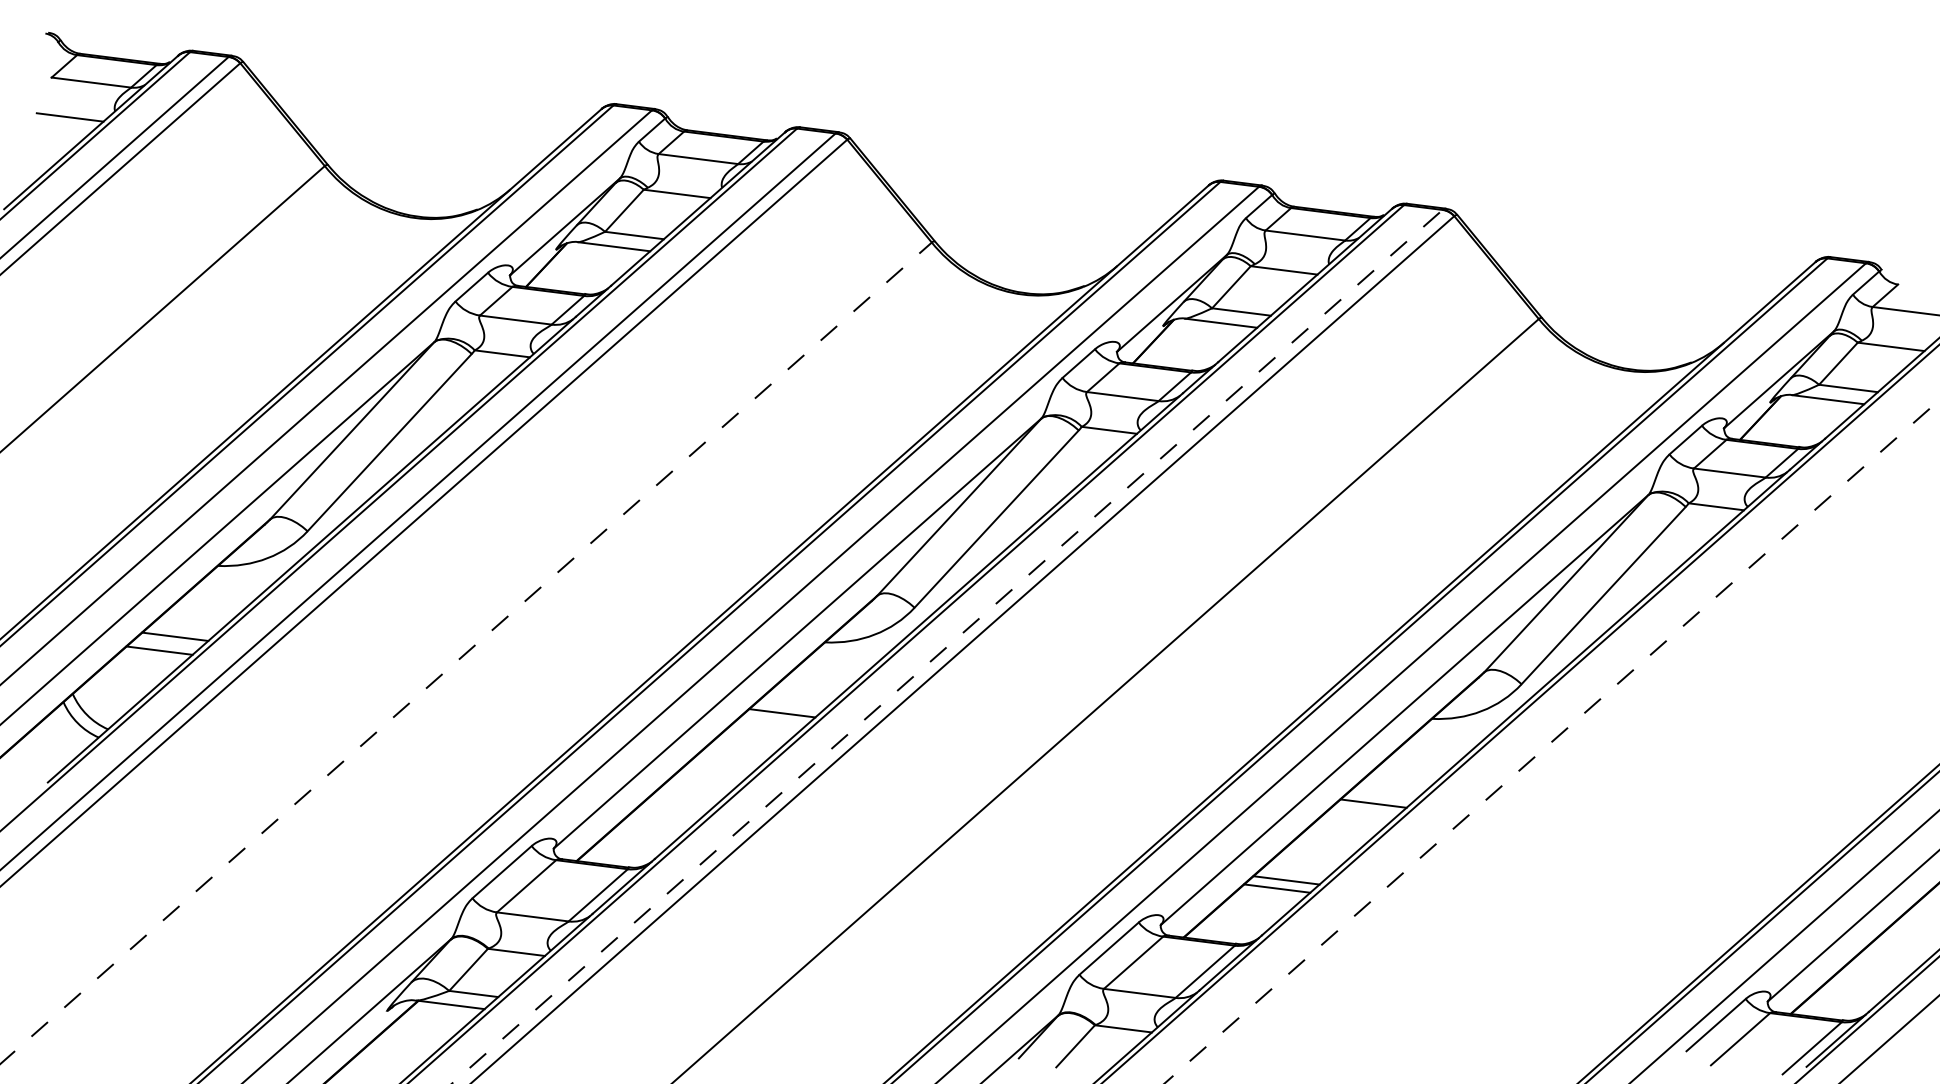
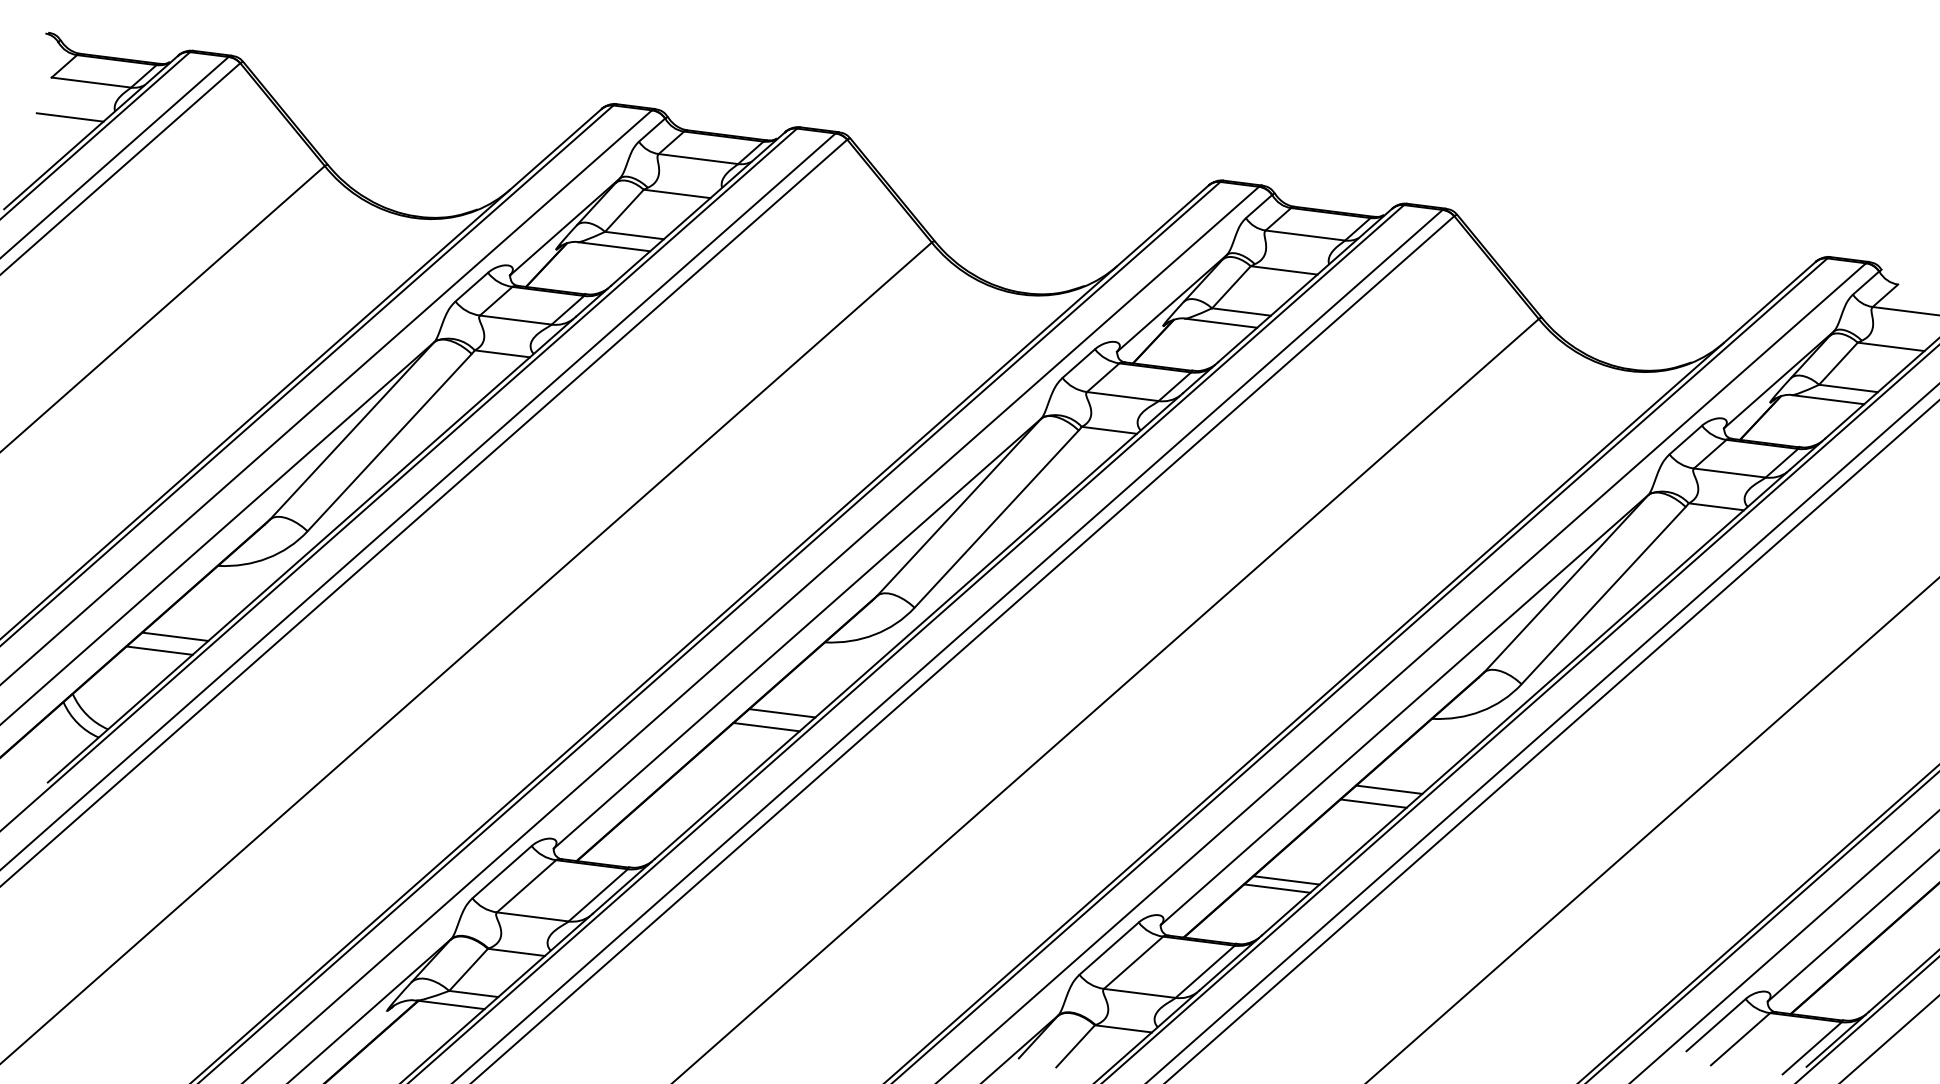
line: dashed -> solid (947, 646)
line: dashed -> solid (466, 653)
line: none -> present (766, 727)
line: none -> present (1542, 733)
line: dashed -> solid (1552, 741)
line: none -> present (1389, 789)
line: none -> present (1652, 830)
